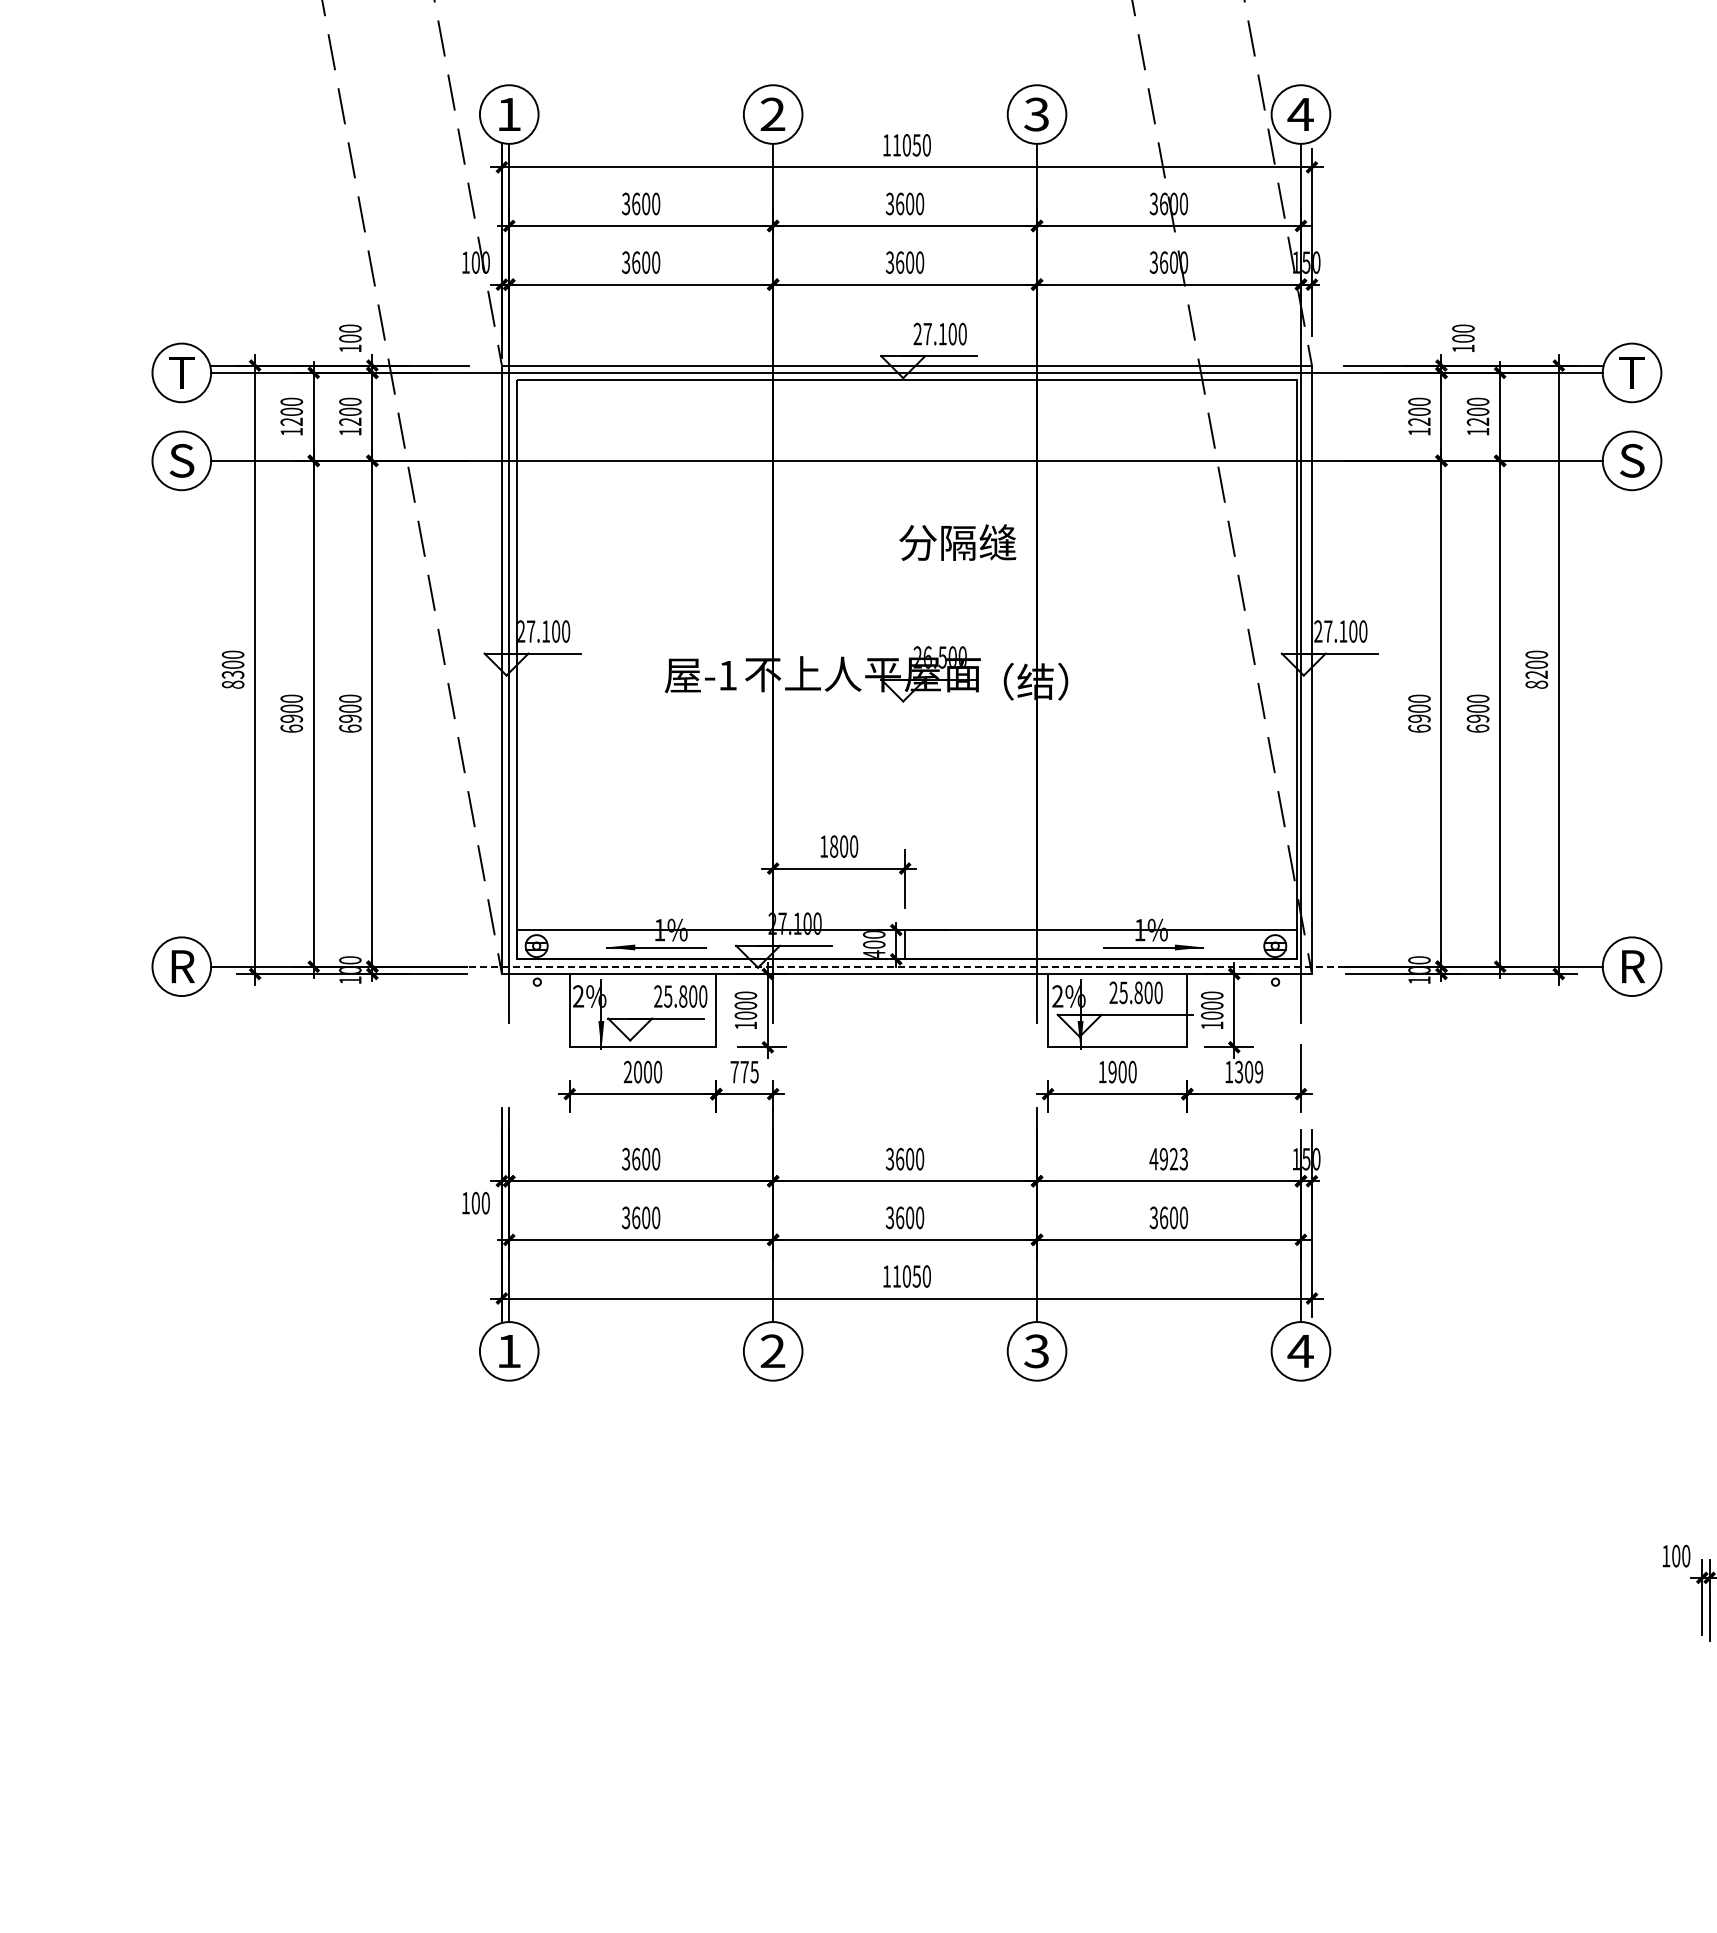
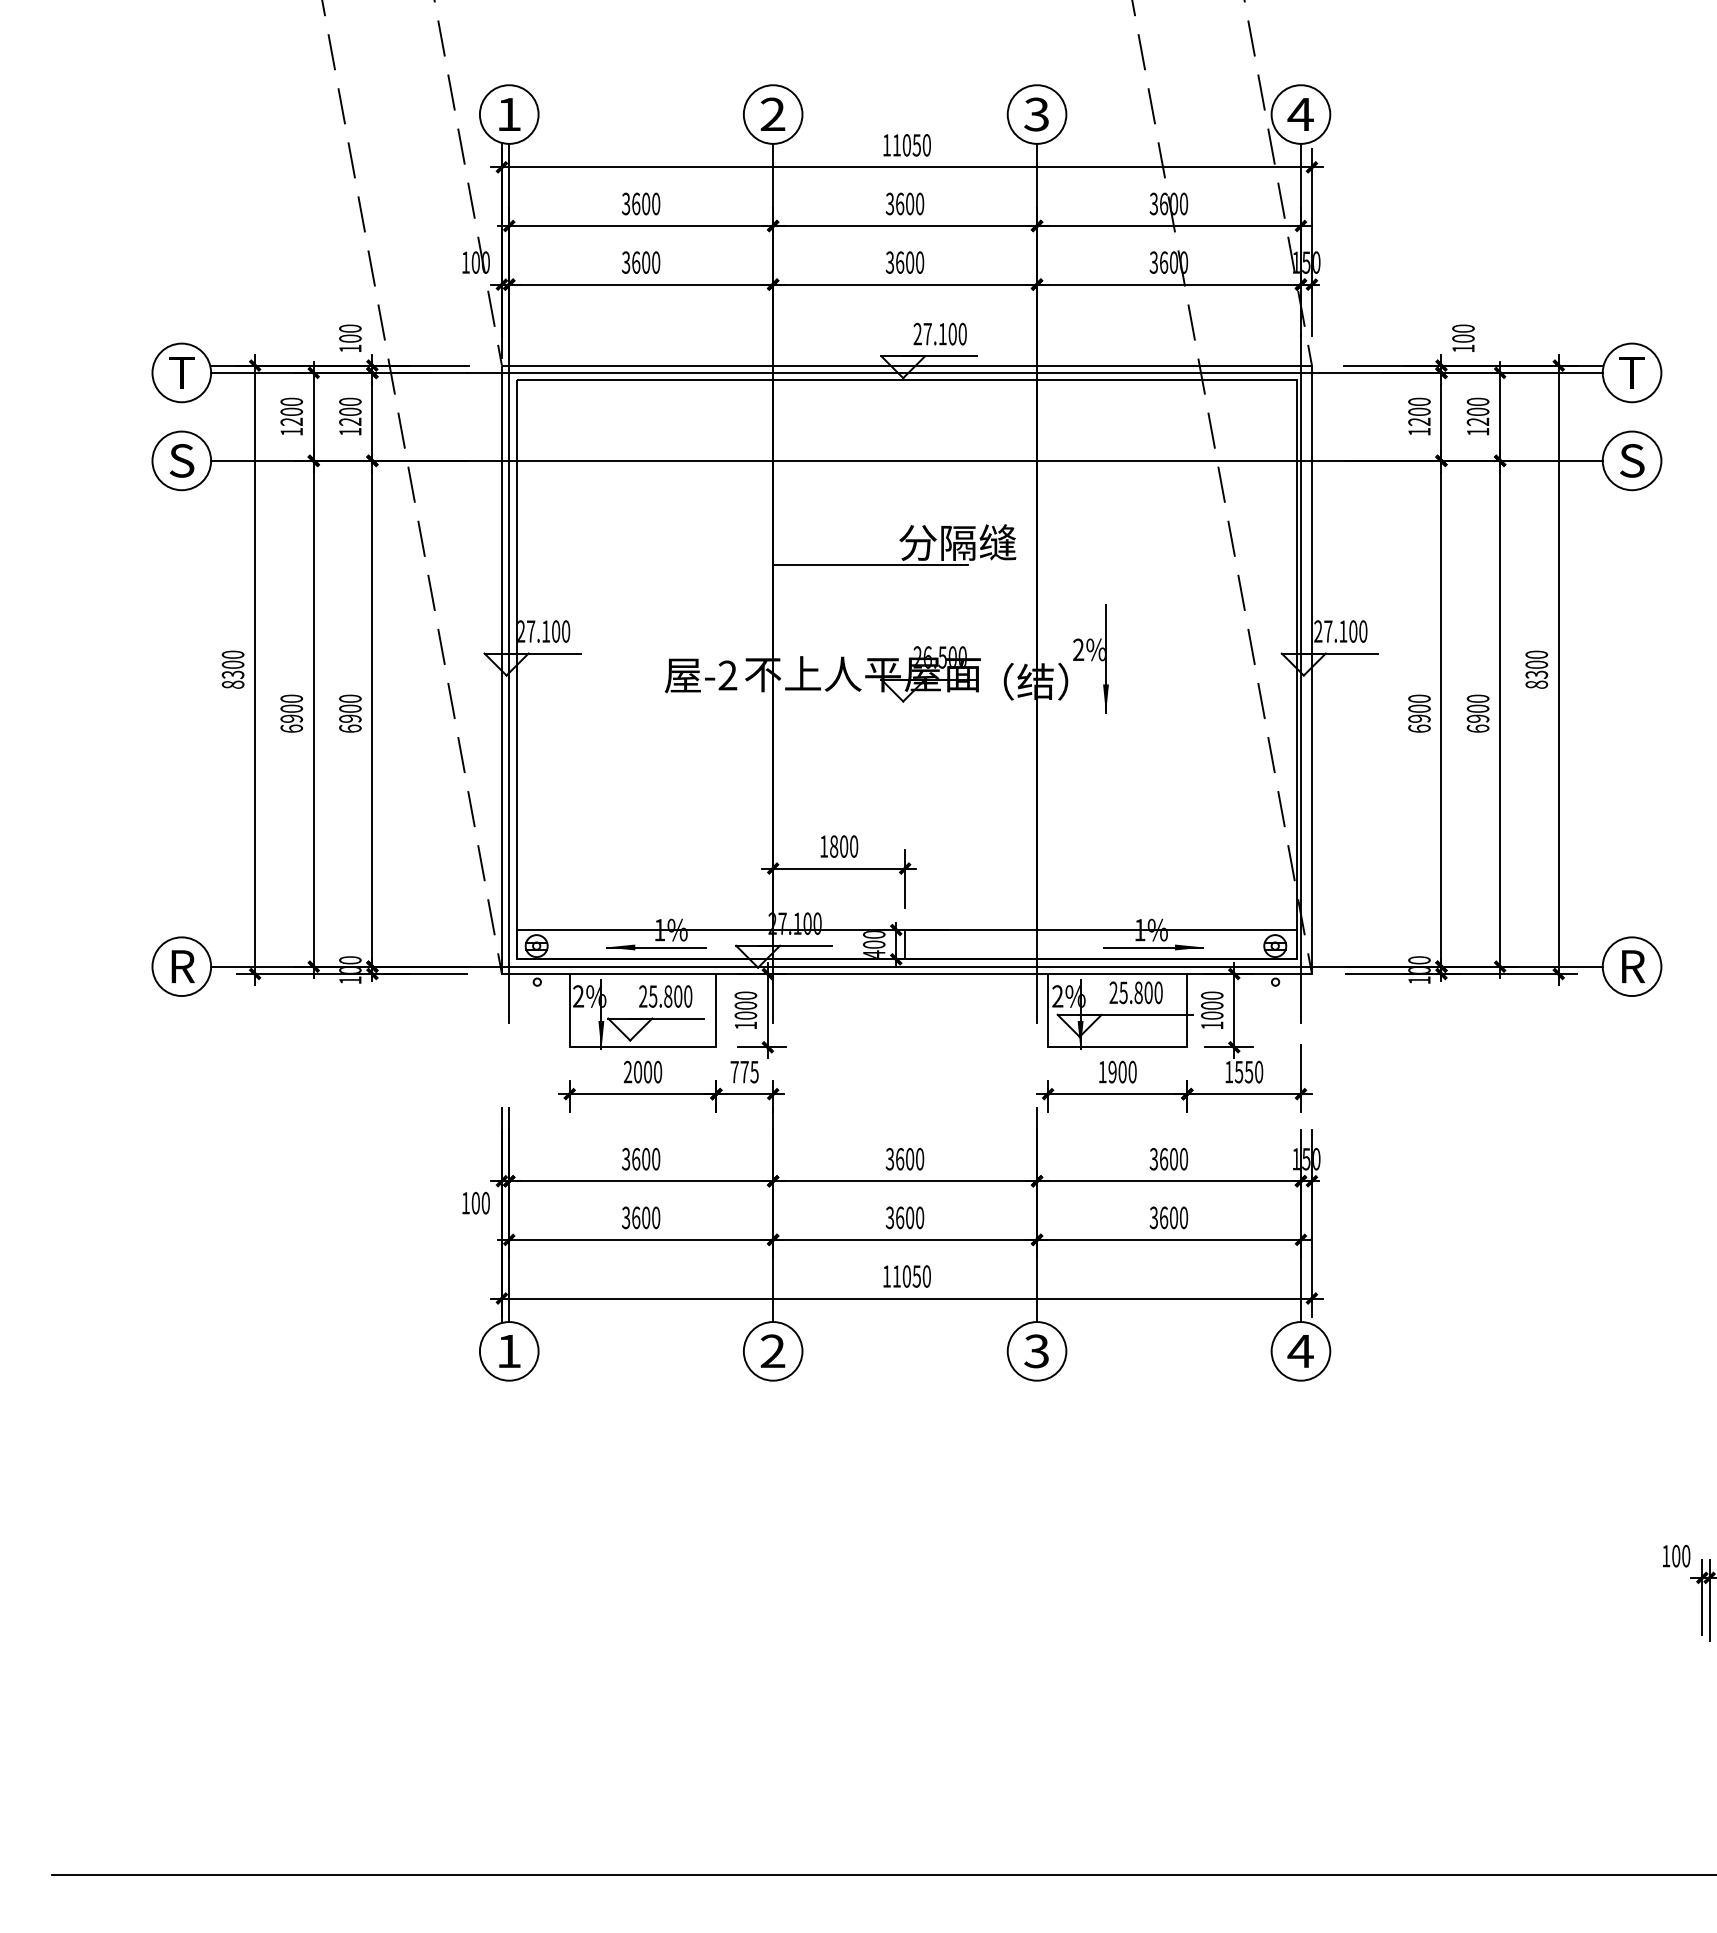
line: none -> present (870, 565)
part: none -> present (1090, 658)
text: 8200 -> 8300 (1537, 674)
text: -1 -> -2 (727, 675)
line: dashed -> solid (906, 966)
text position: (680, 996) -> (665, 996) (665, 996)
text: 1309 -> 1550 (1249, 1071)
text: 4923 -> 3600 (1168, 1158)
line: none -> present (882, 1875)
